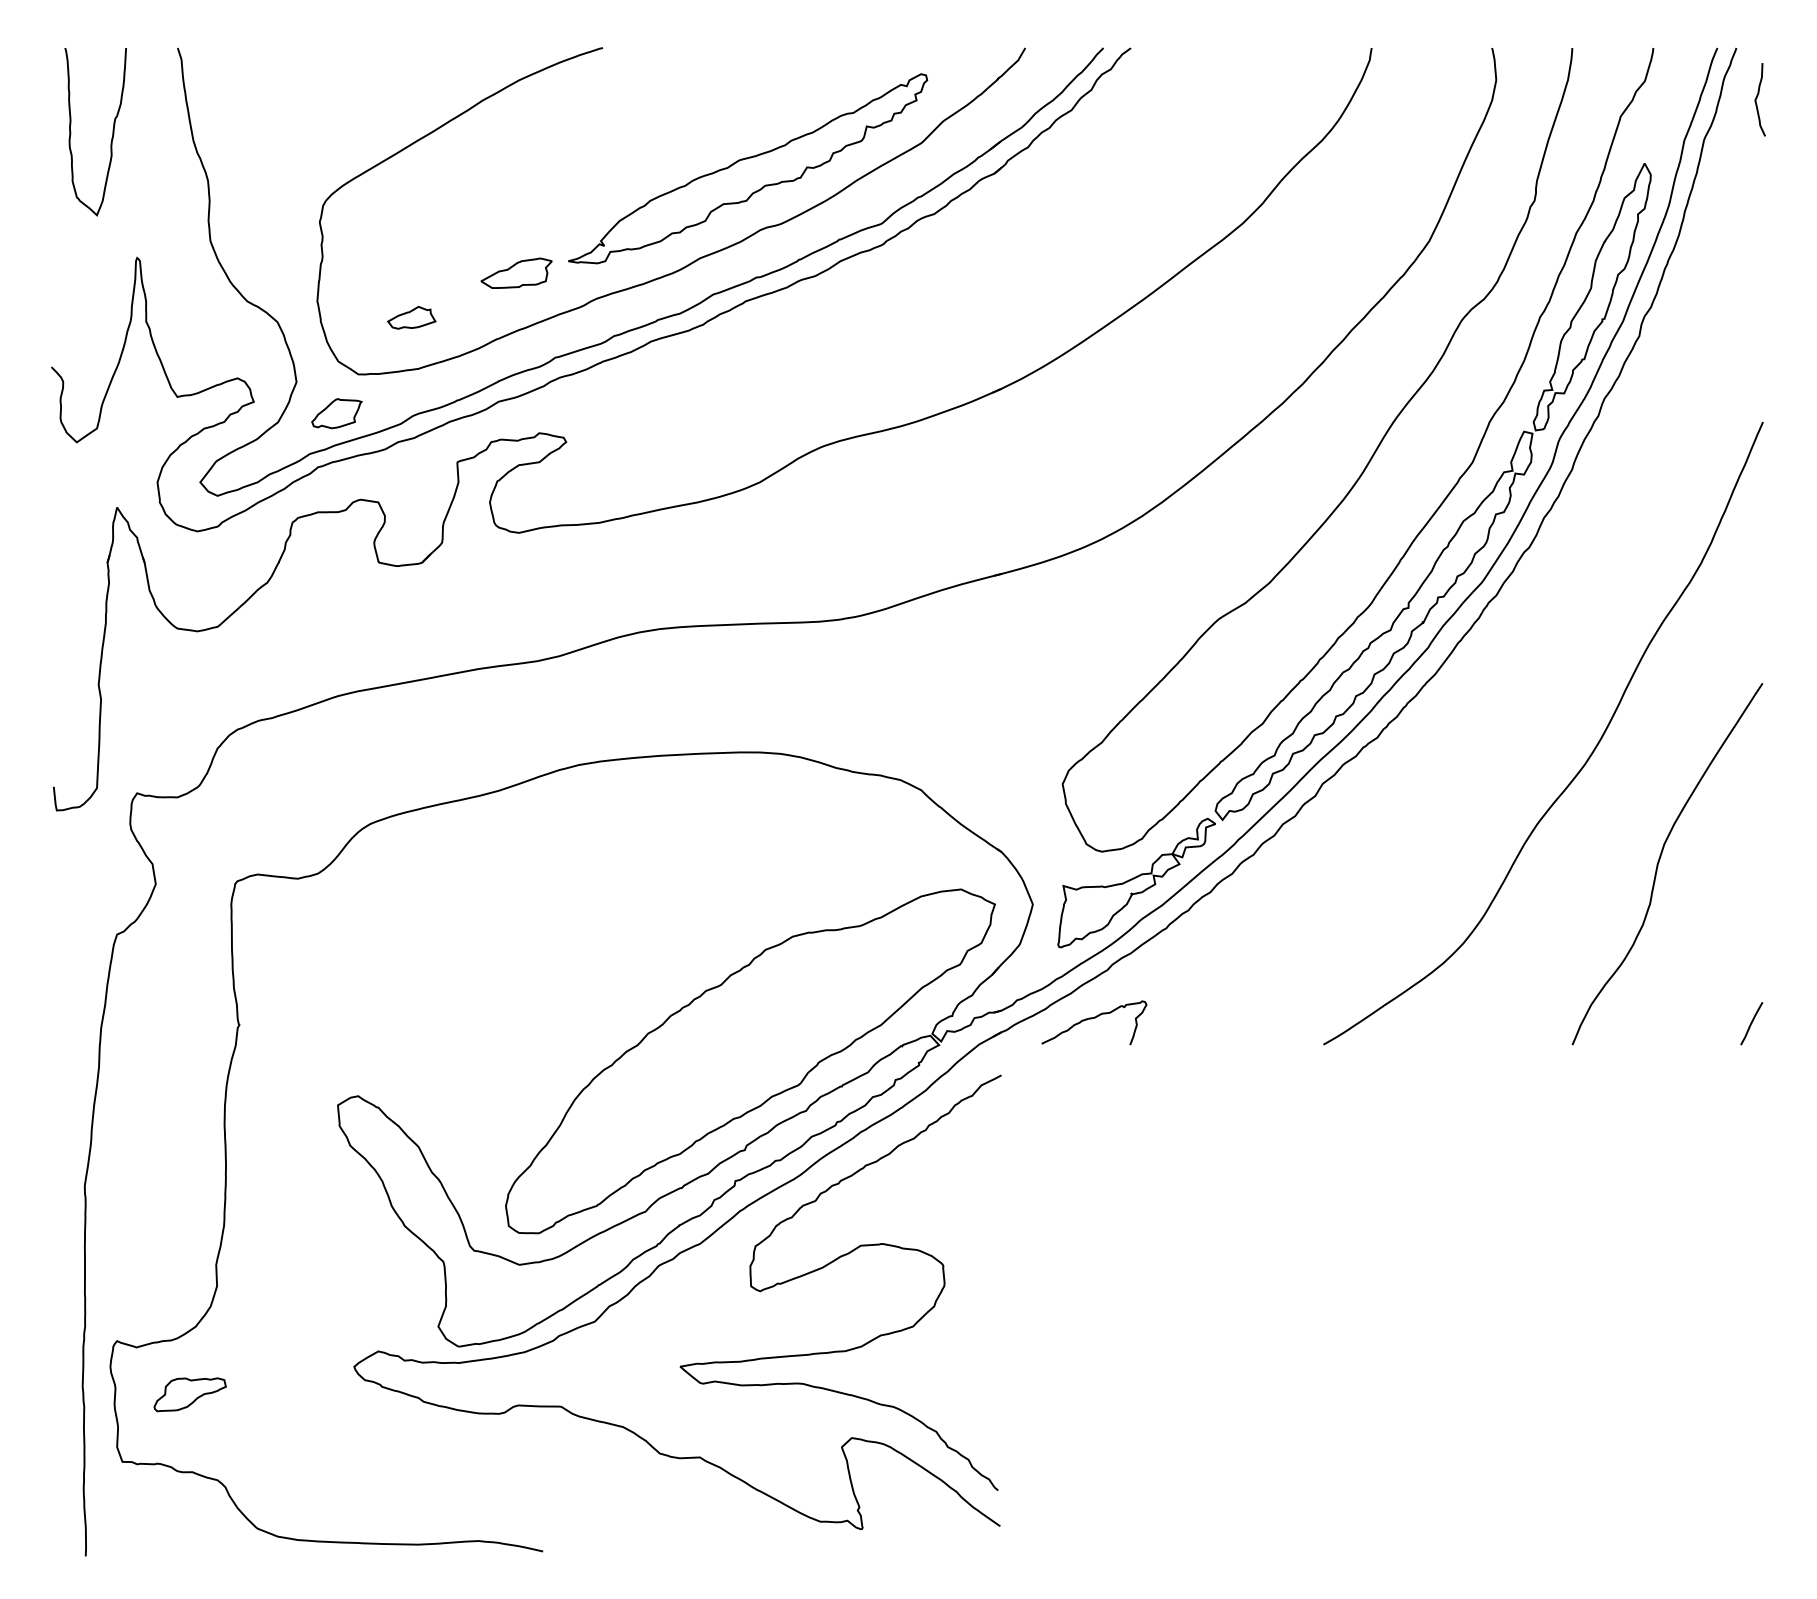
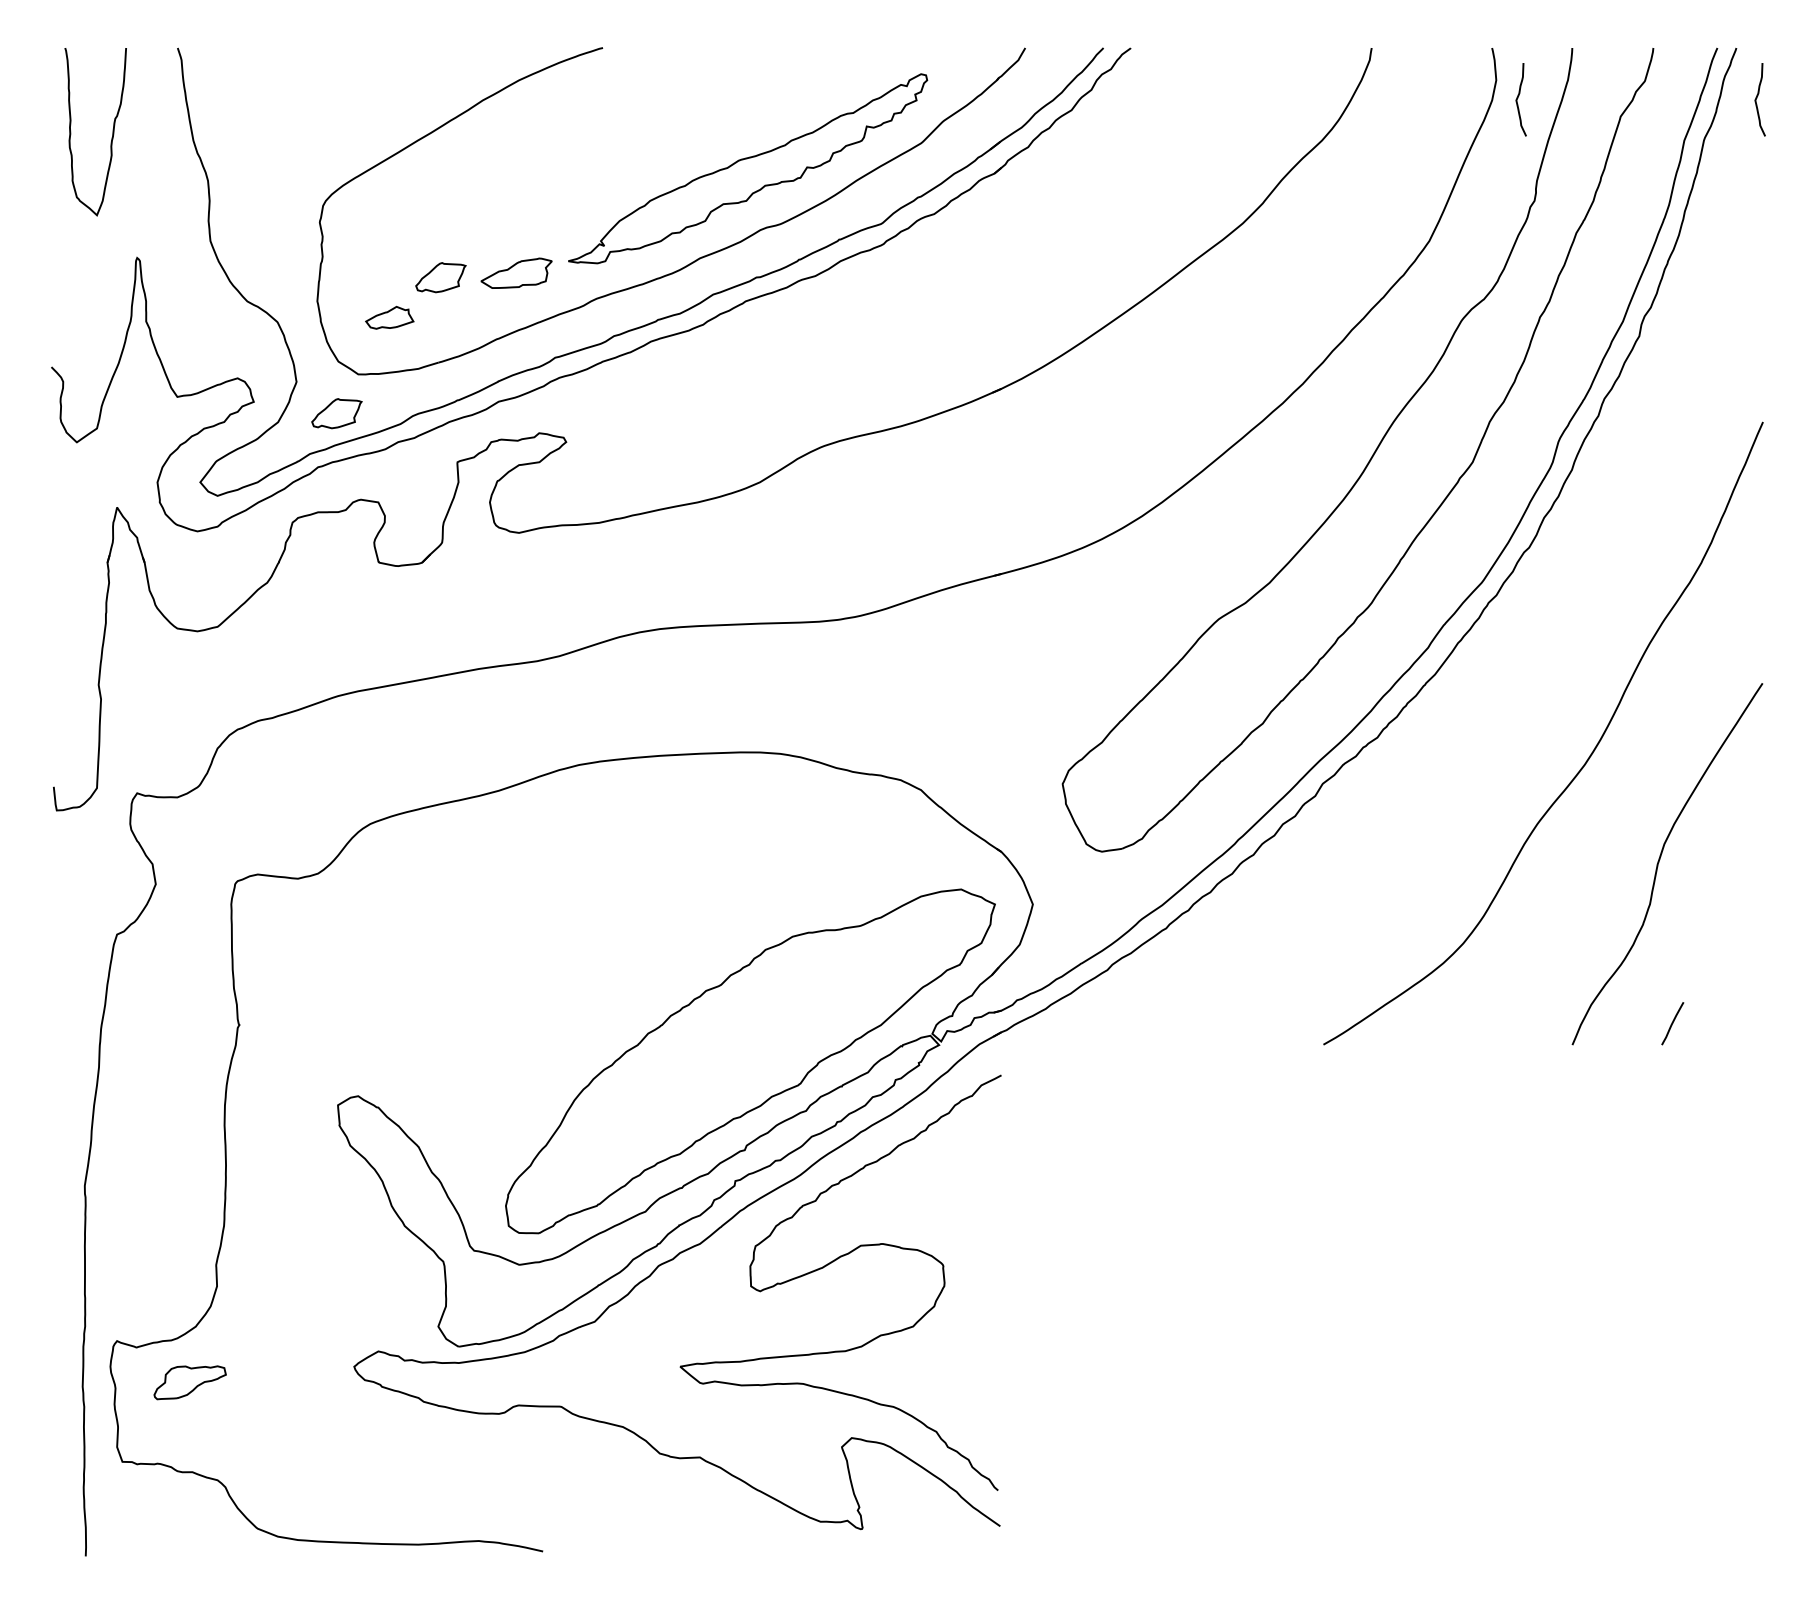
curve: none -> present (1518, 98)
part: none -> present (440, 277)
part position: (411, 317) -> (389, 317) (389, 317)
part: present -> none (1411, 597)
curve: present -> none (1094, 1018)
line position: (1751, 1023) -> (1672, 1023) (1672, 1023)
part position: (189, 1394) -> (189, 1382) (189, 1382)
